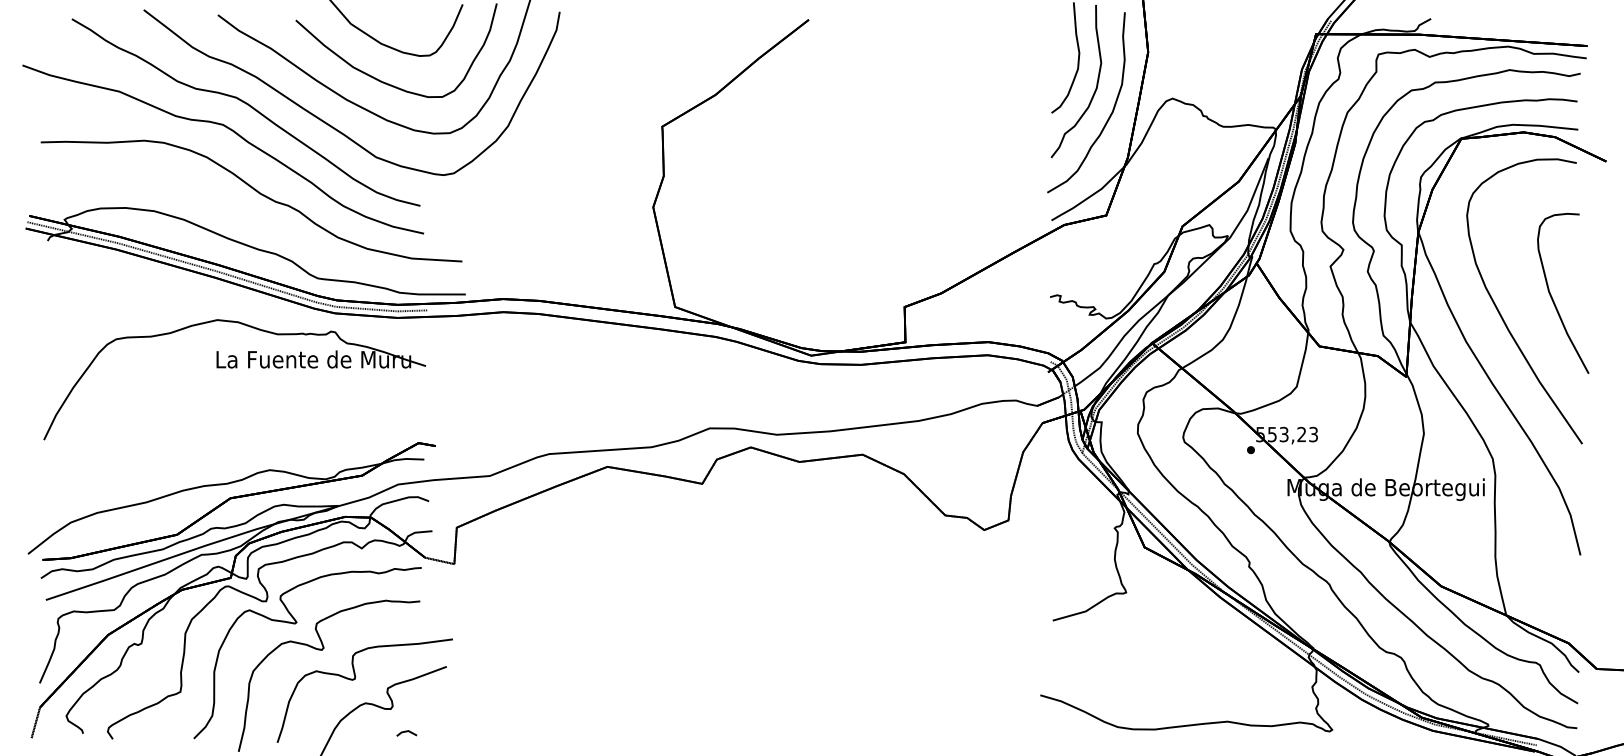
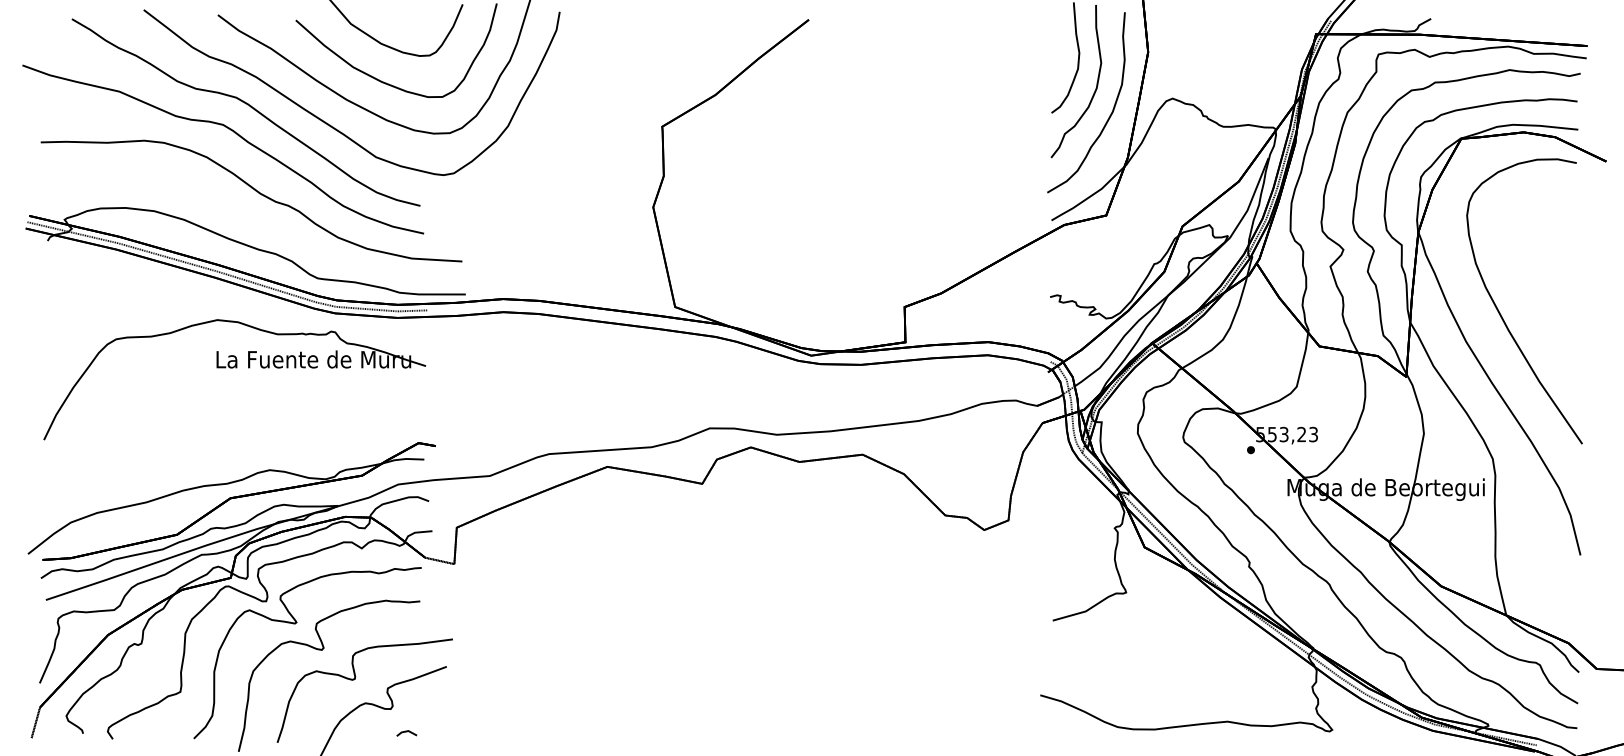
part: present -> none (1552, 296)
